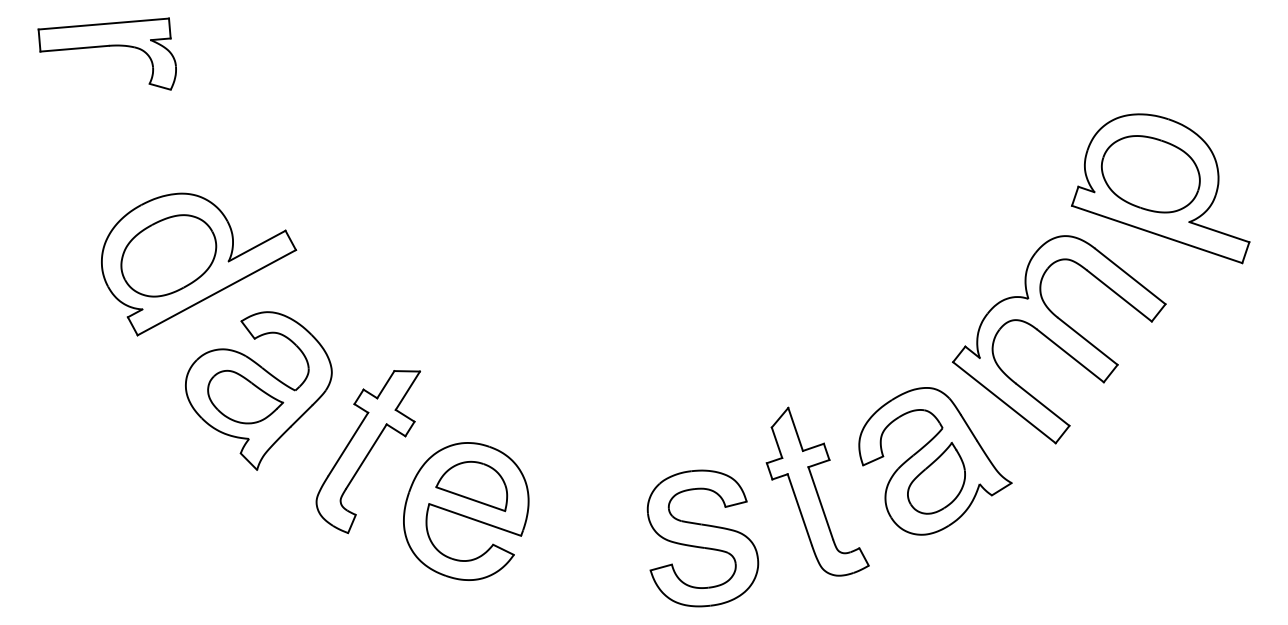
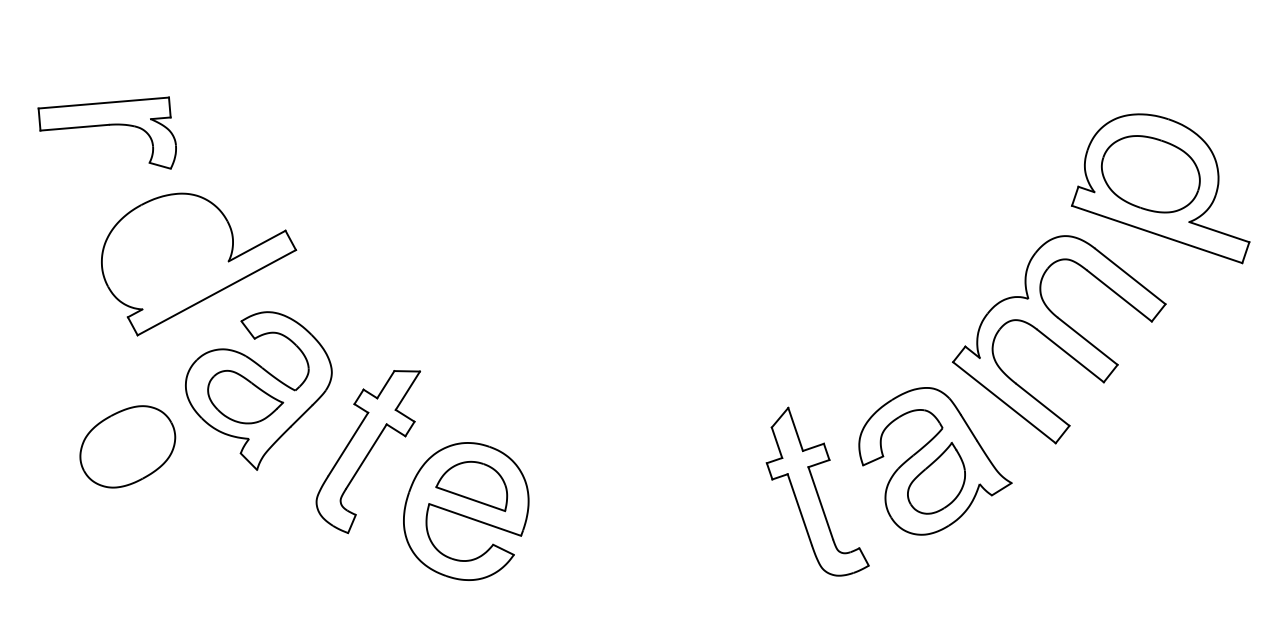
part position: (104, 47) -> (104, 126) (104, 126)
part position: (168, 255) -> (127, 446) (127, 446)
part: present -> none (702, 538)
